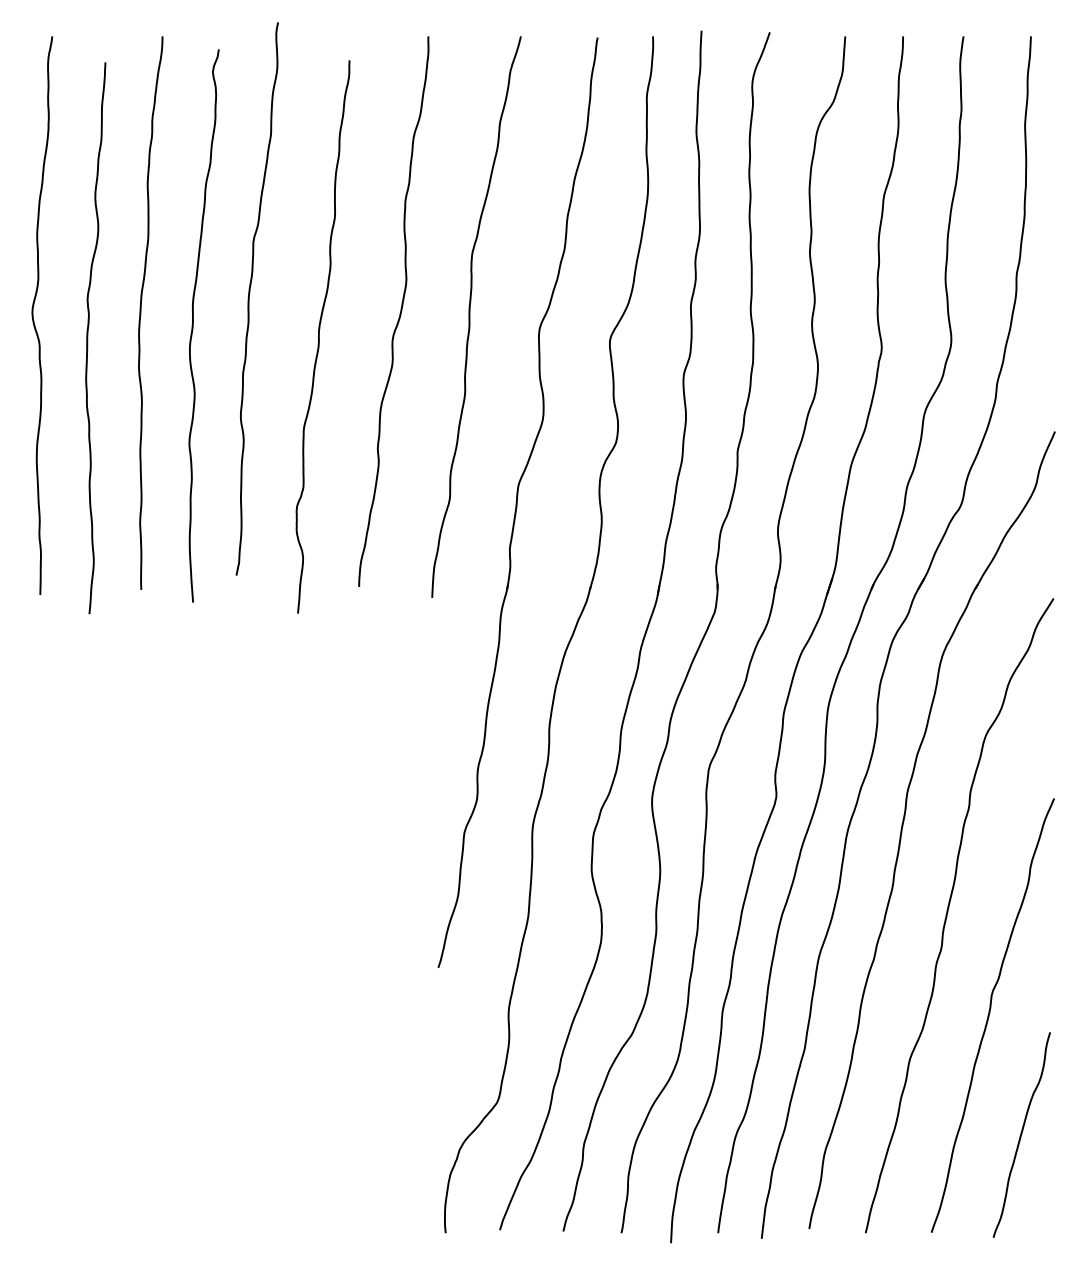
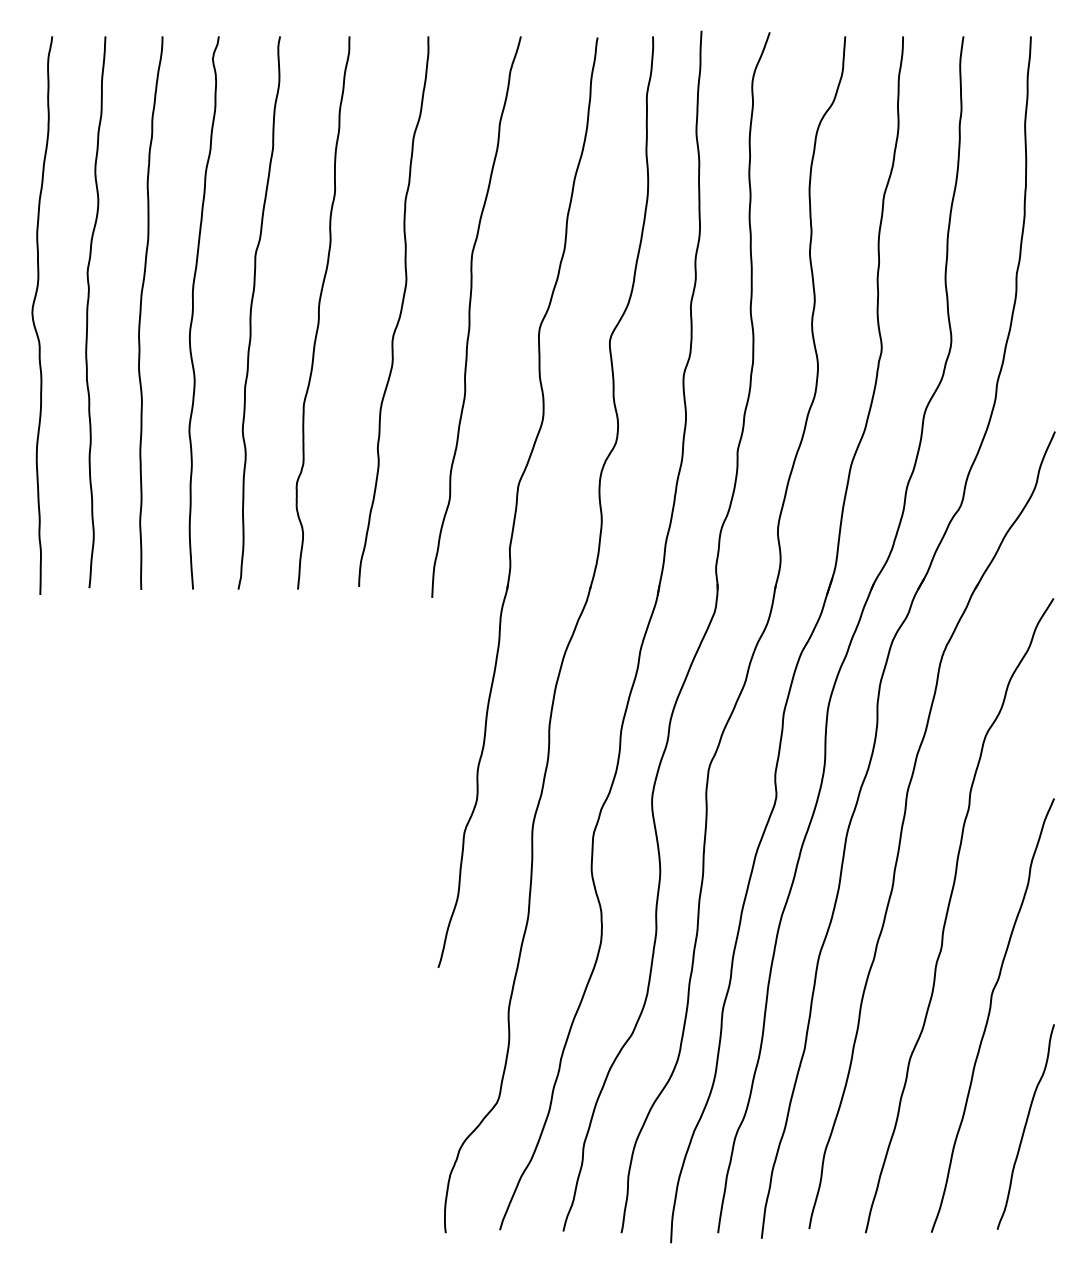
curve position: (249, 298) -> (251, 312) (251, 312)
curve position: (193, 325) -> (193, 312) (193, 312)
curve position: (319, 336) -> (319, 312) (319, 312)
curve position: (88, 338) -> (88, 312) (88, 312)
curve position: (1021, 1134) -> (1025, 1126) (1025, 1126)
